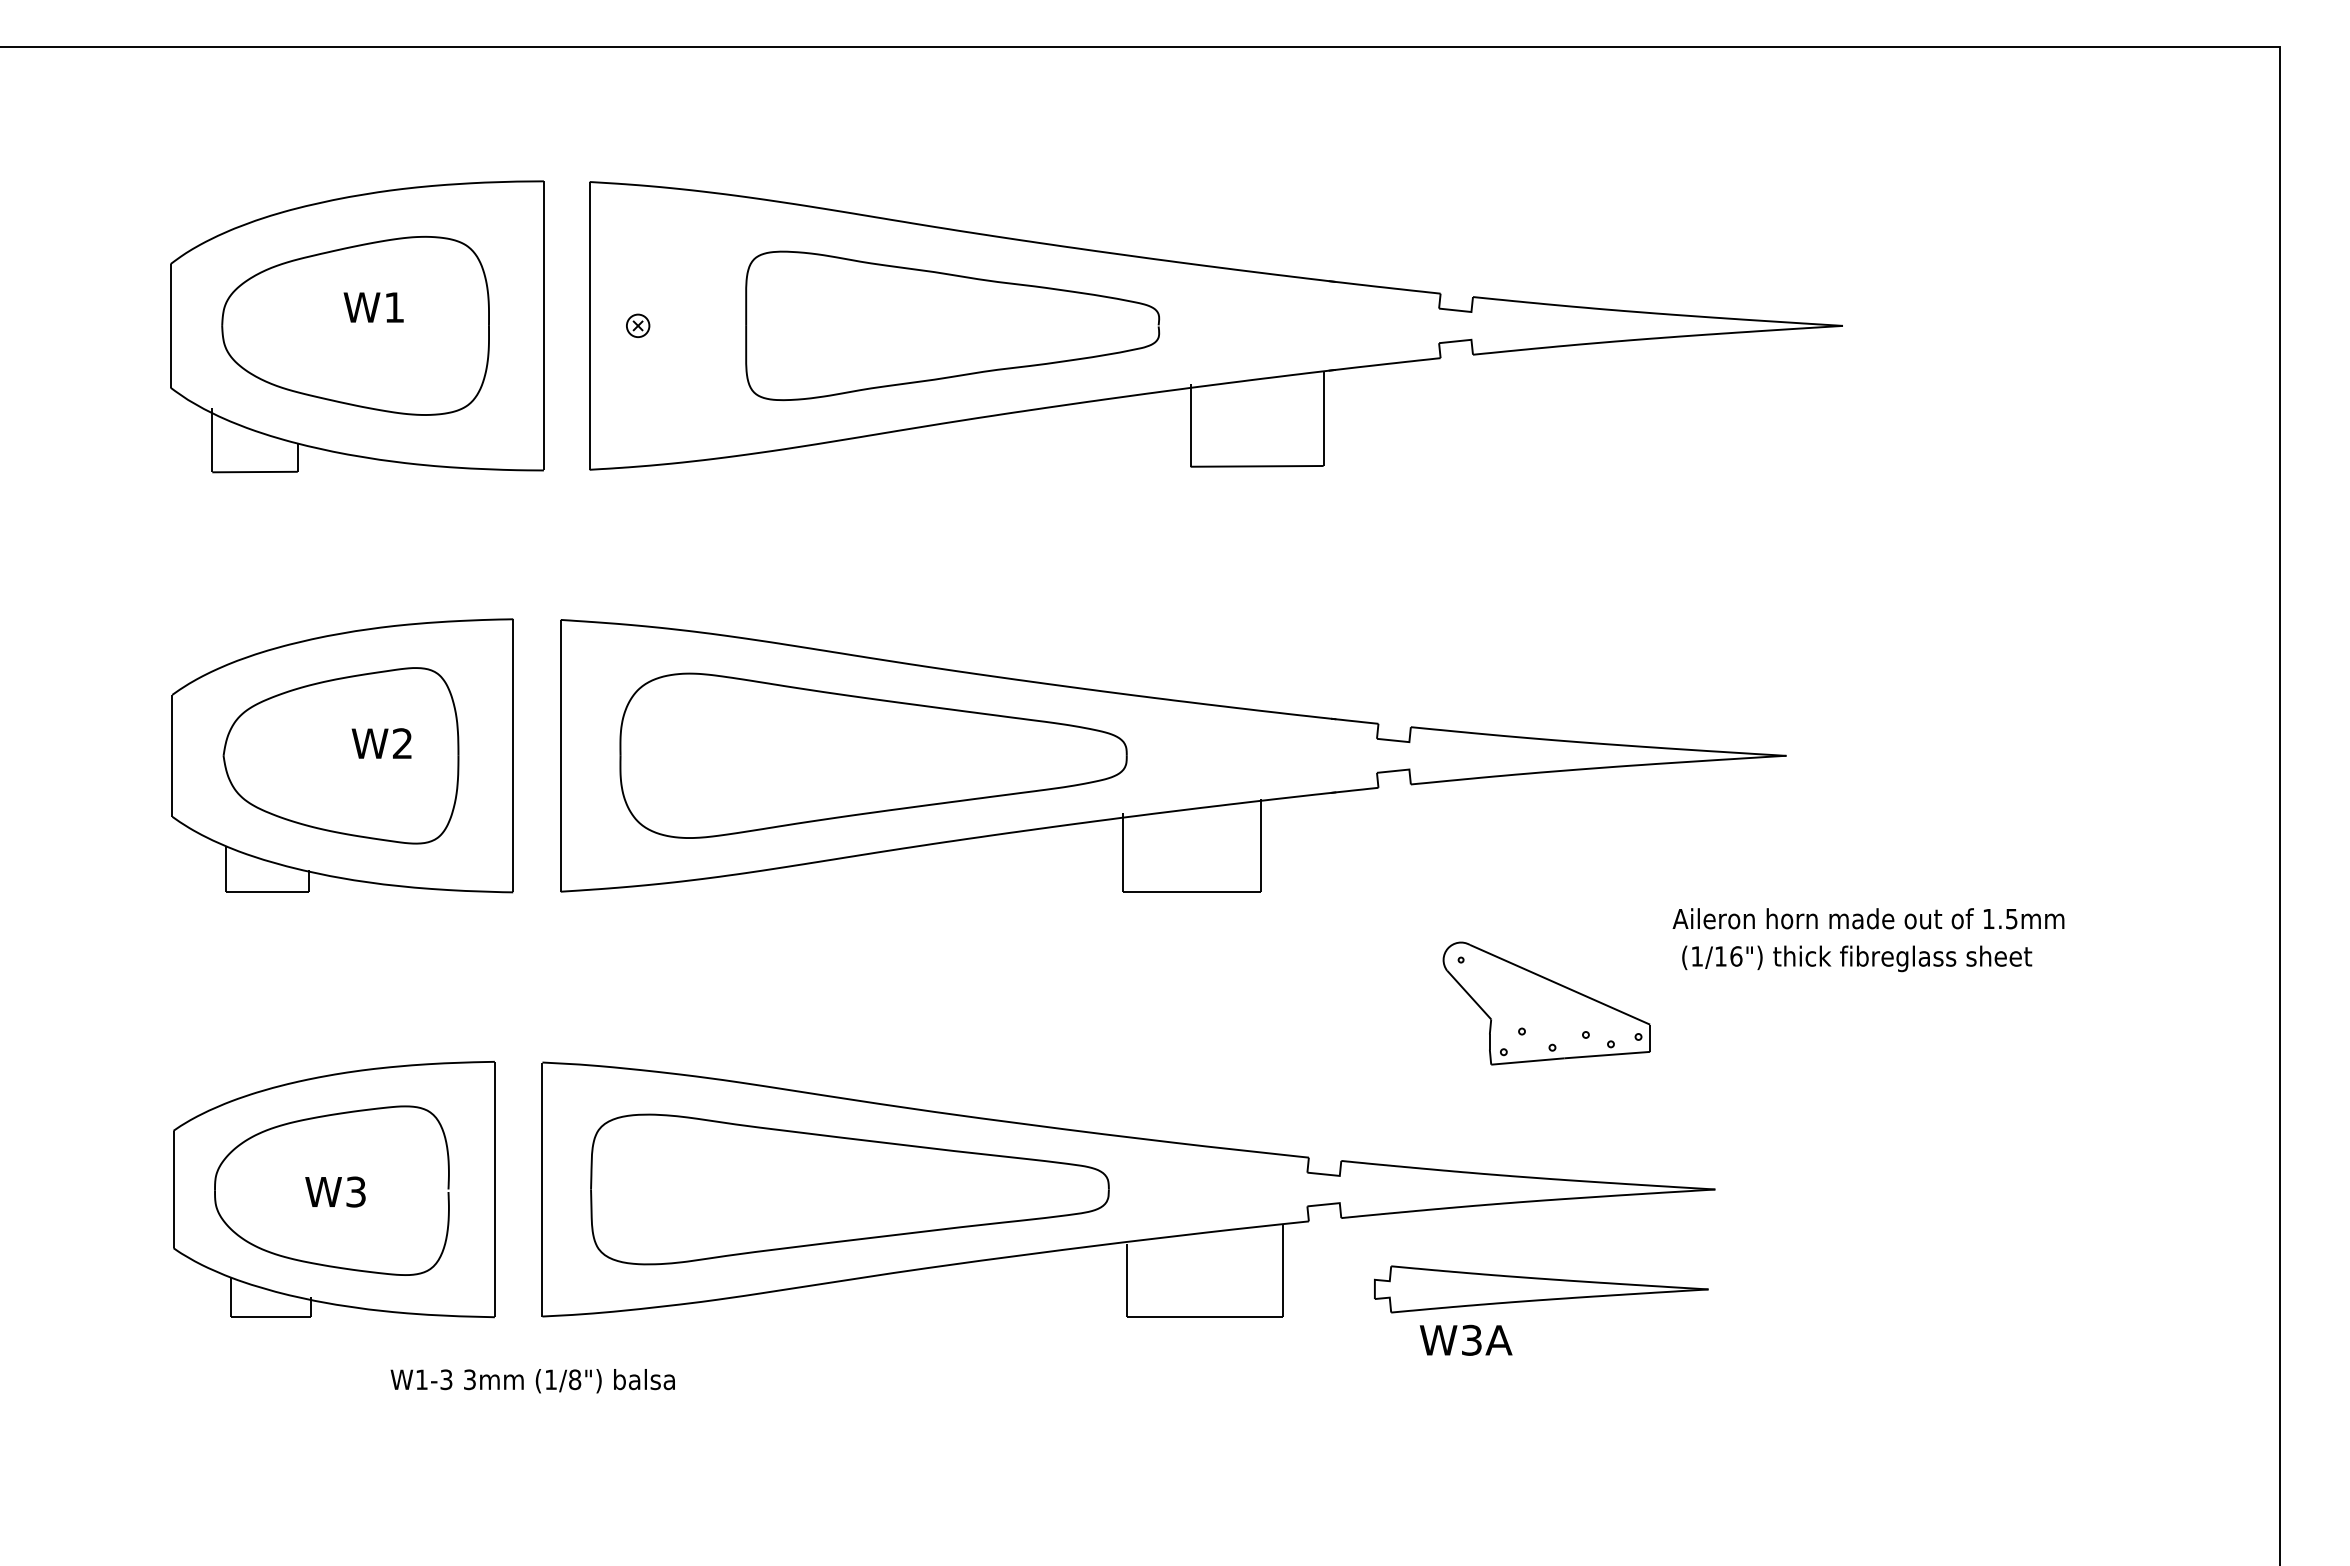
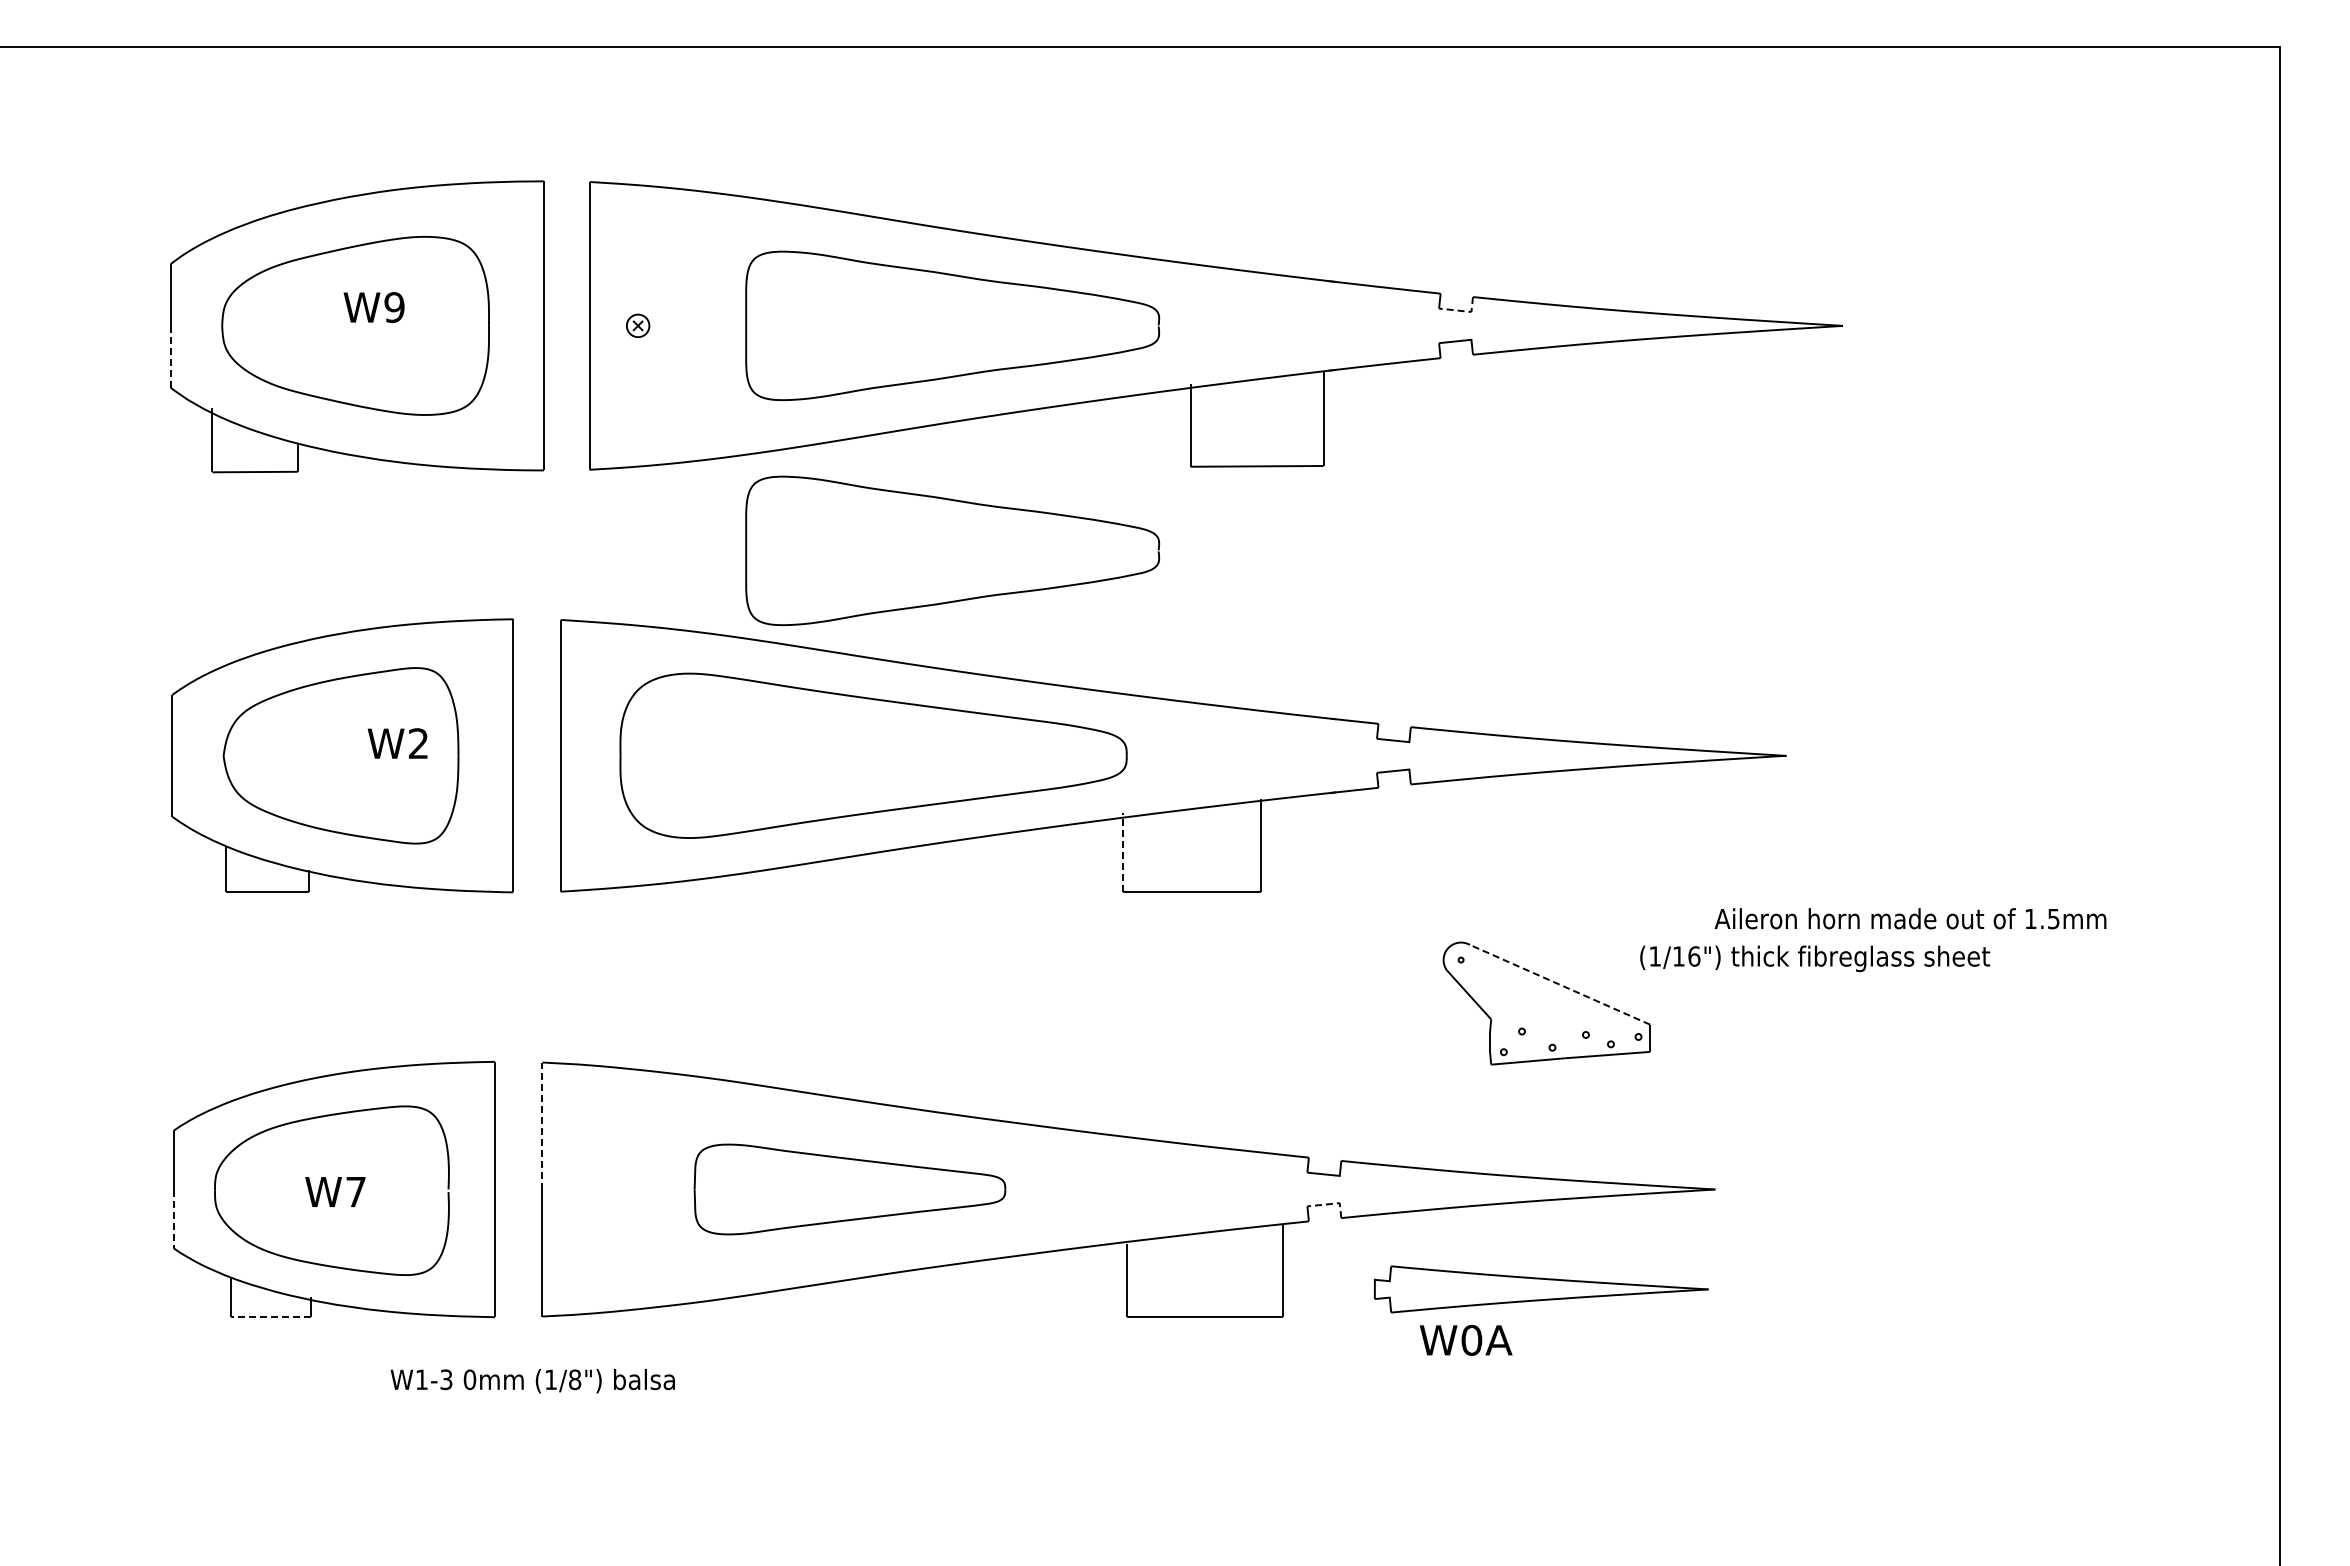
text: W1 -> W9 (394, 307)
line: solid -> dashed (1463, 311)
line: solid -> dashed (170, 356)
part: none -> present (952, 550)
text position: (381, 743) -> (397, 743) (397, 743)
line: solid -> dashed (1123, 852)
text position: (1868, 918) -> (1910, 918) (1910, 918)
text position: (1857, 958) -> (1815, 958) (1815, 958)
line: solid -> dashed (1560, 984)
line: solid -> dashed (542, 1125)
part size: 520x153 px -> 314x93 px (849, 1189)
text: W3 -> W7 (355, 1191)
line: solid -> dashed (1331, 1203)
line: solid -> dashed (173, 1219)
line: solid -> dashed (271, 1317)
text: W3A -> W0A (1471, 1339)
text: 3mm -> 0mm (469, 1379)
